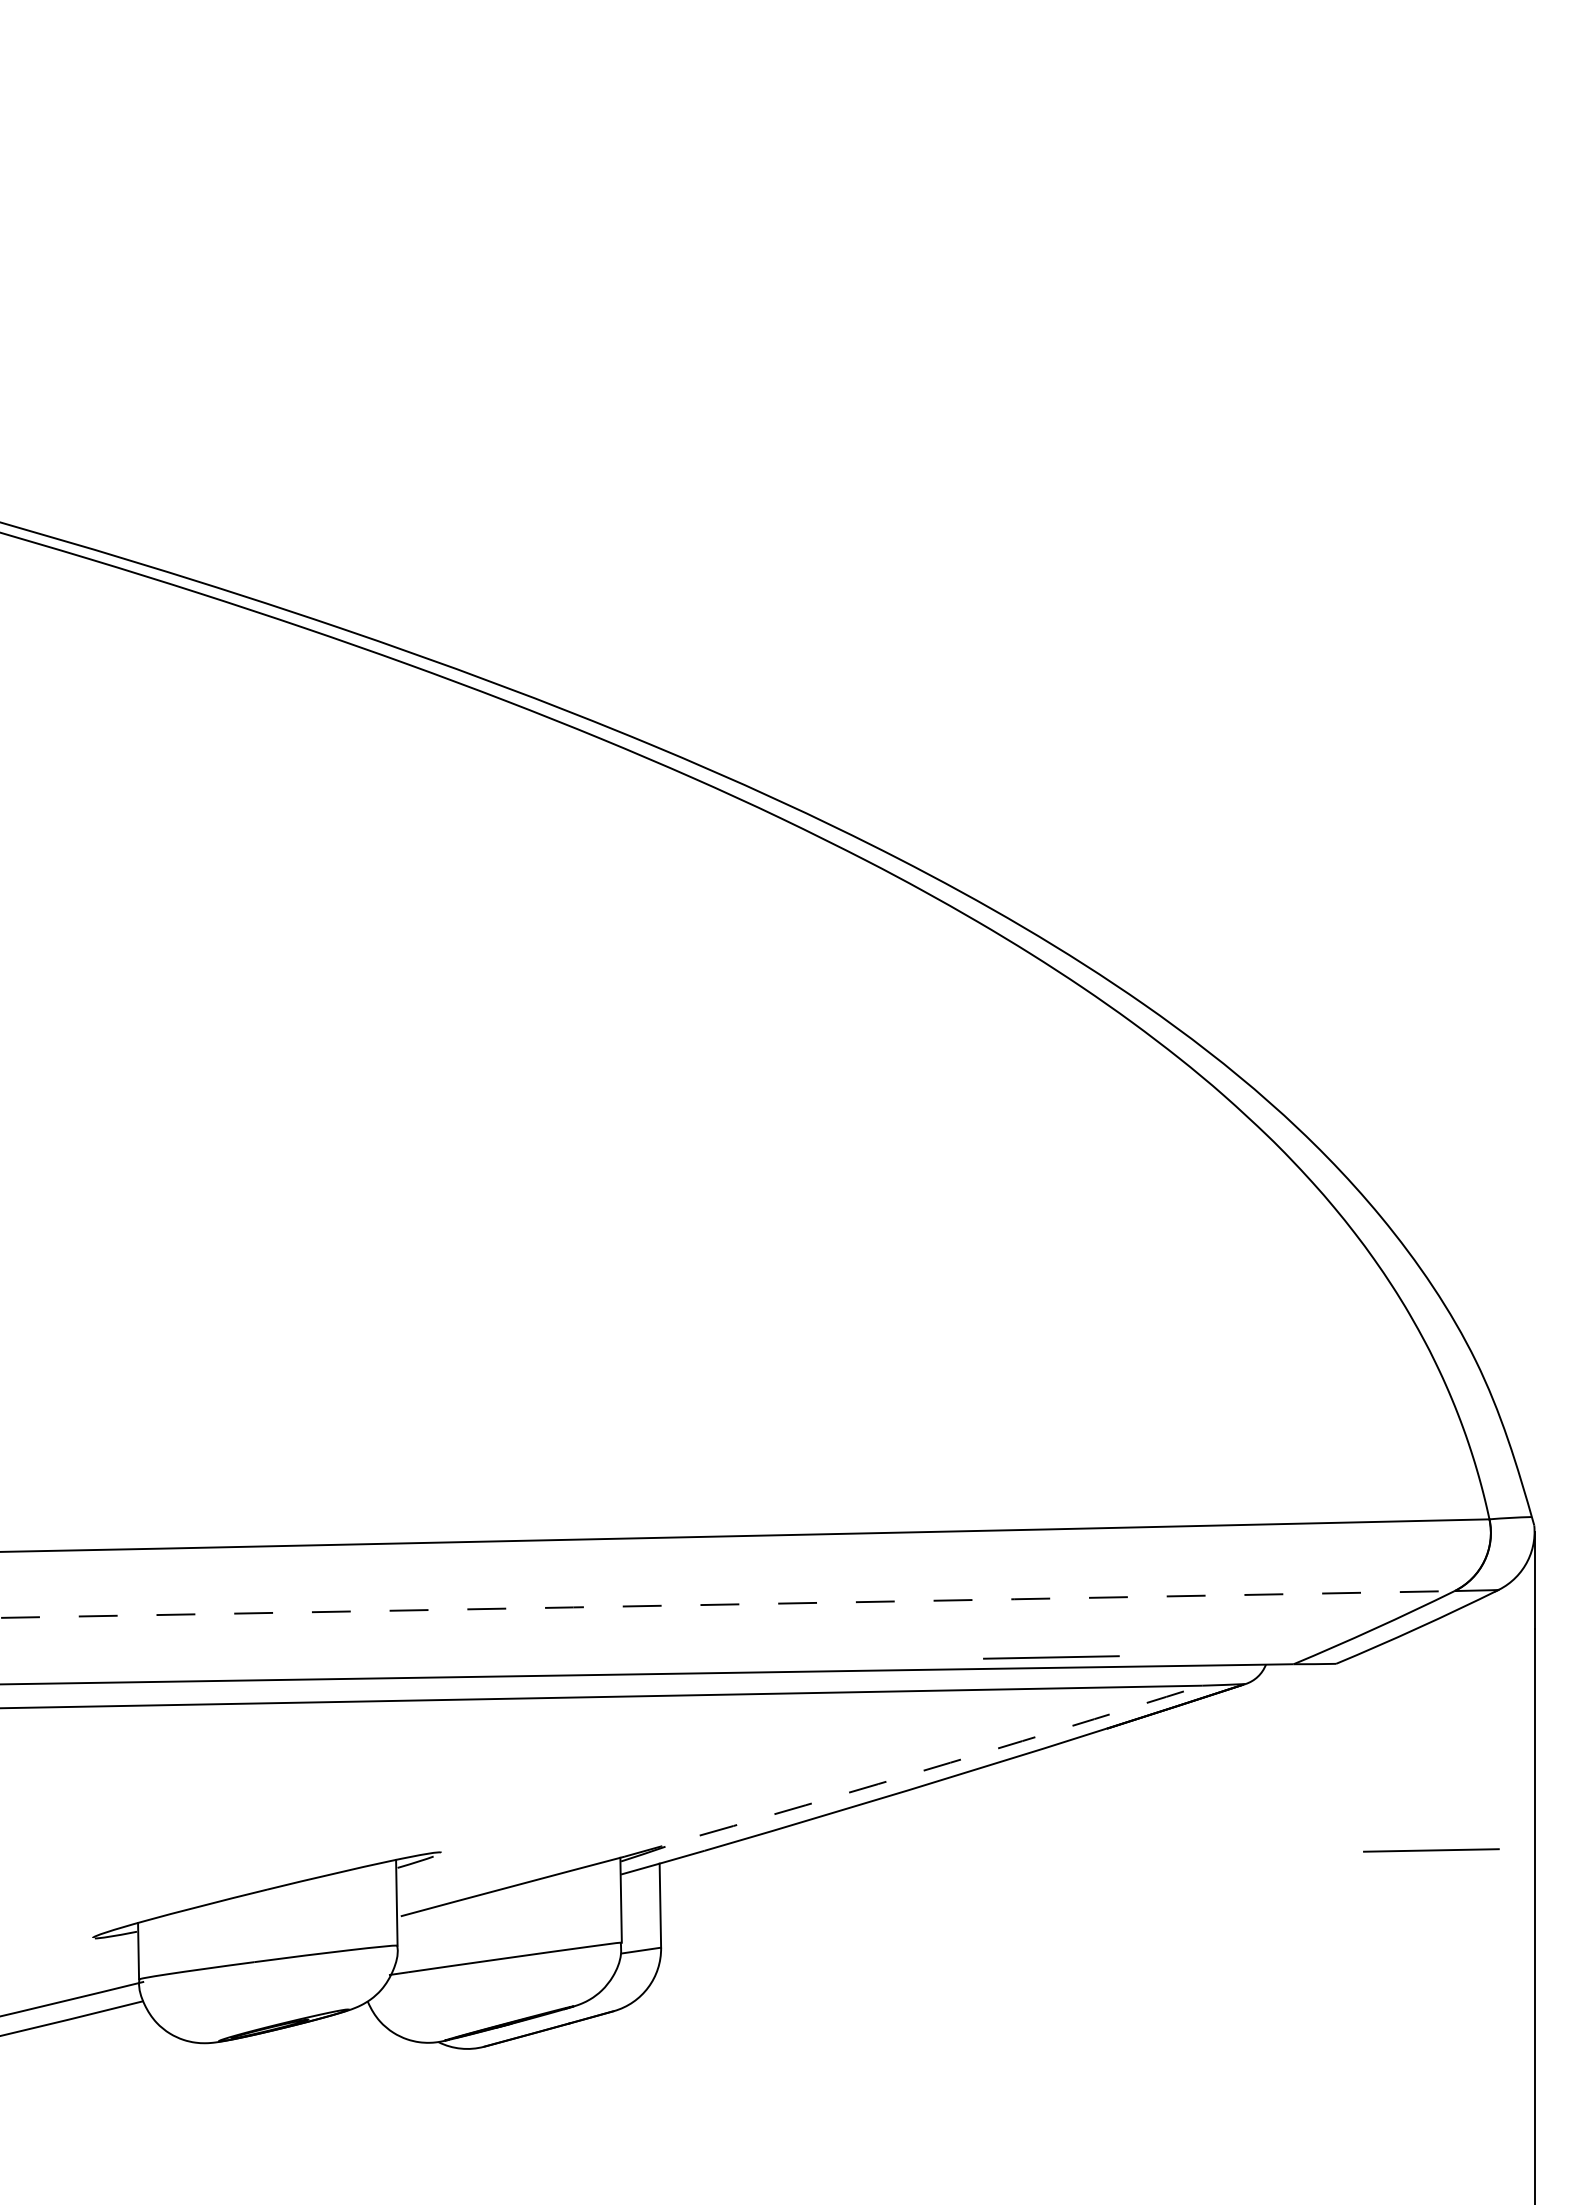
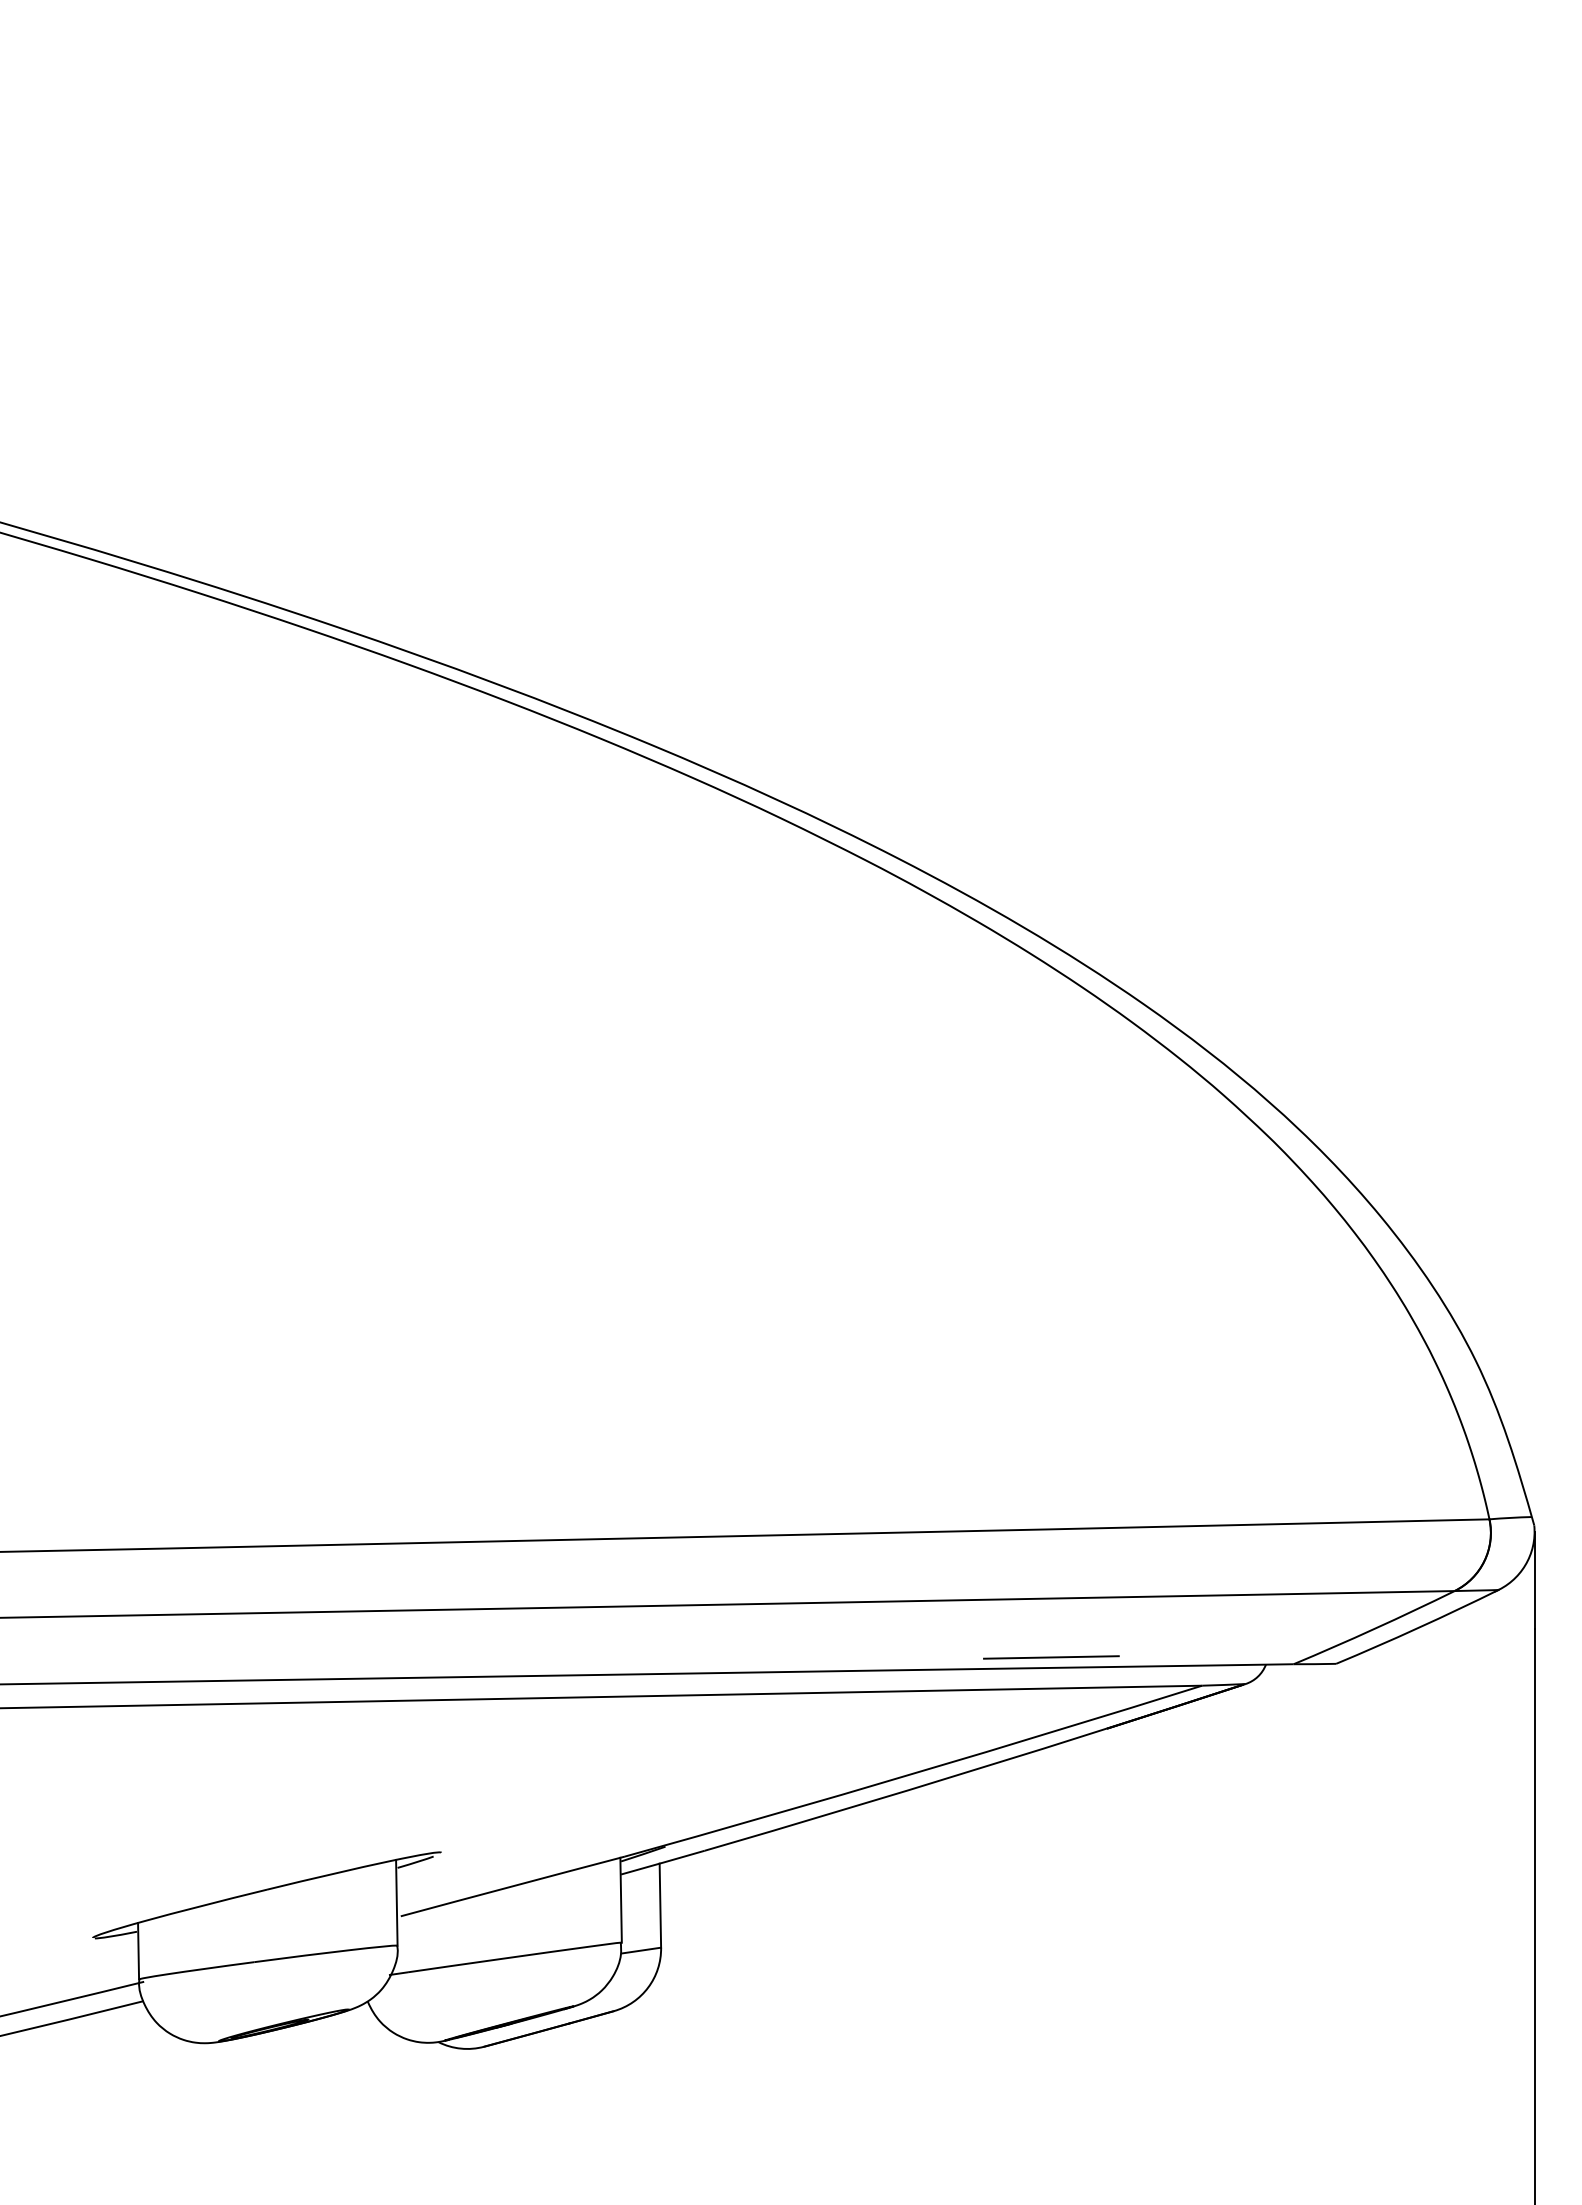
arc: dashed -> solid (728, 1604)
arc: dashed -> solid (914, 1773)
line: present -> none (1431, 1850)
